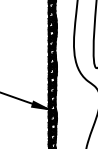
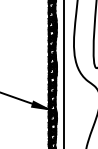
line: none -> present (63, 73)
